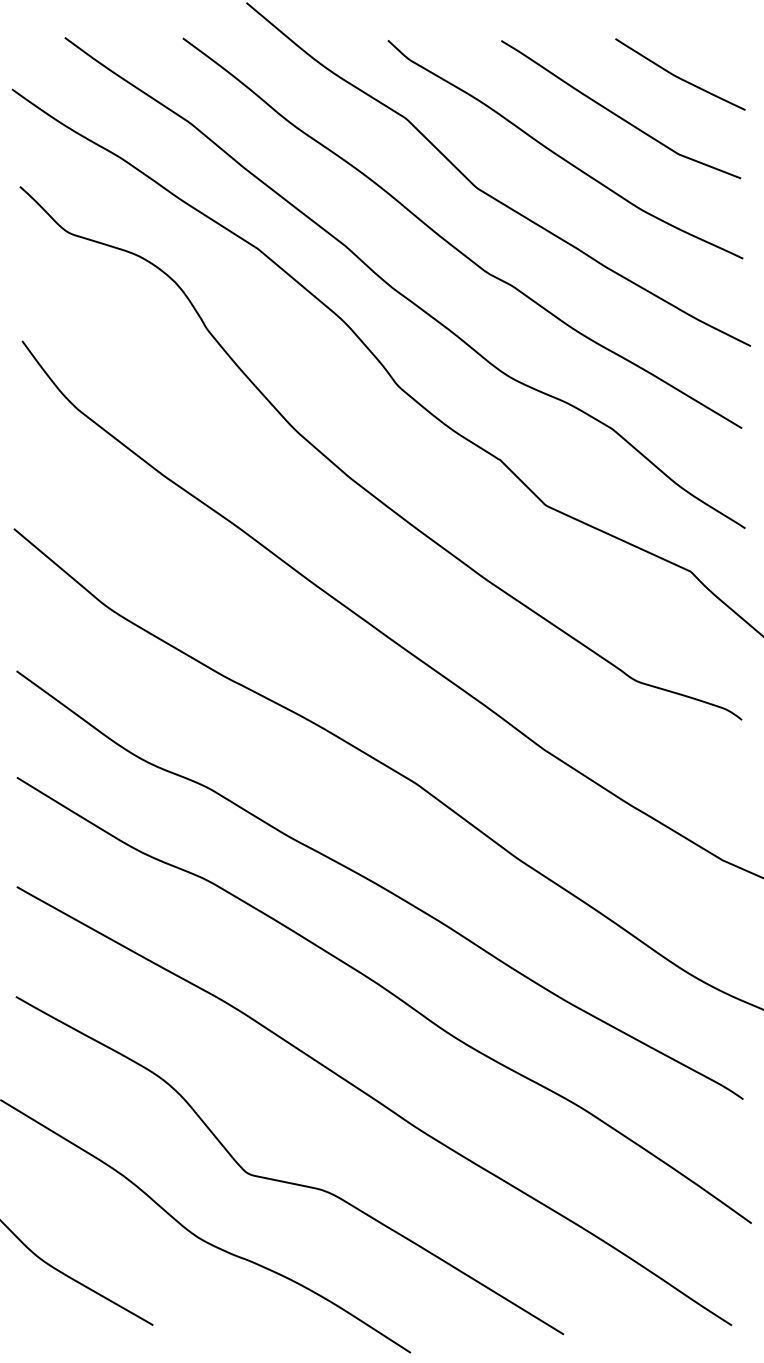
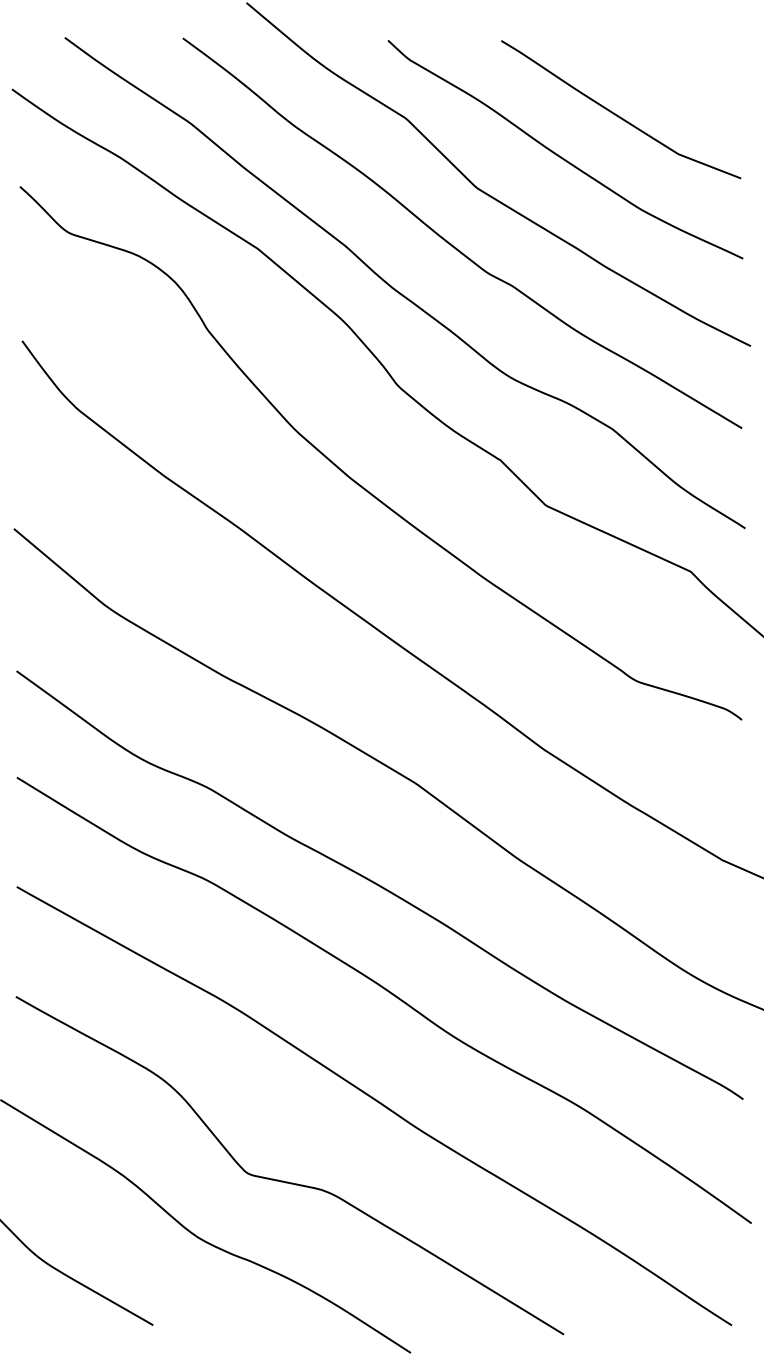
curve: present -> none (678, 76)
